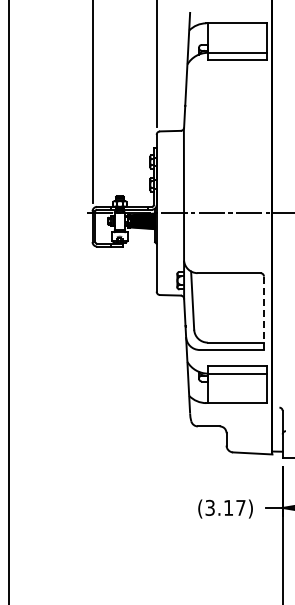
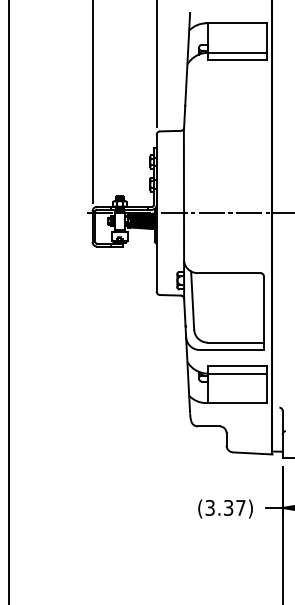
line: dashed -> solid (263, 313)
text: (3.17) -> (3.37) (228, 507)
